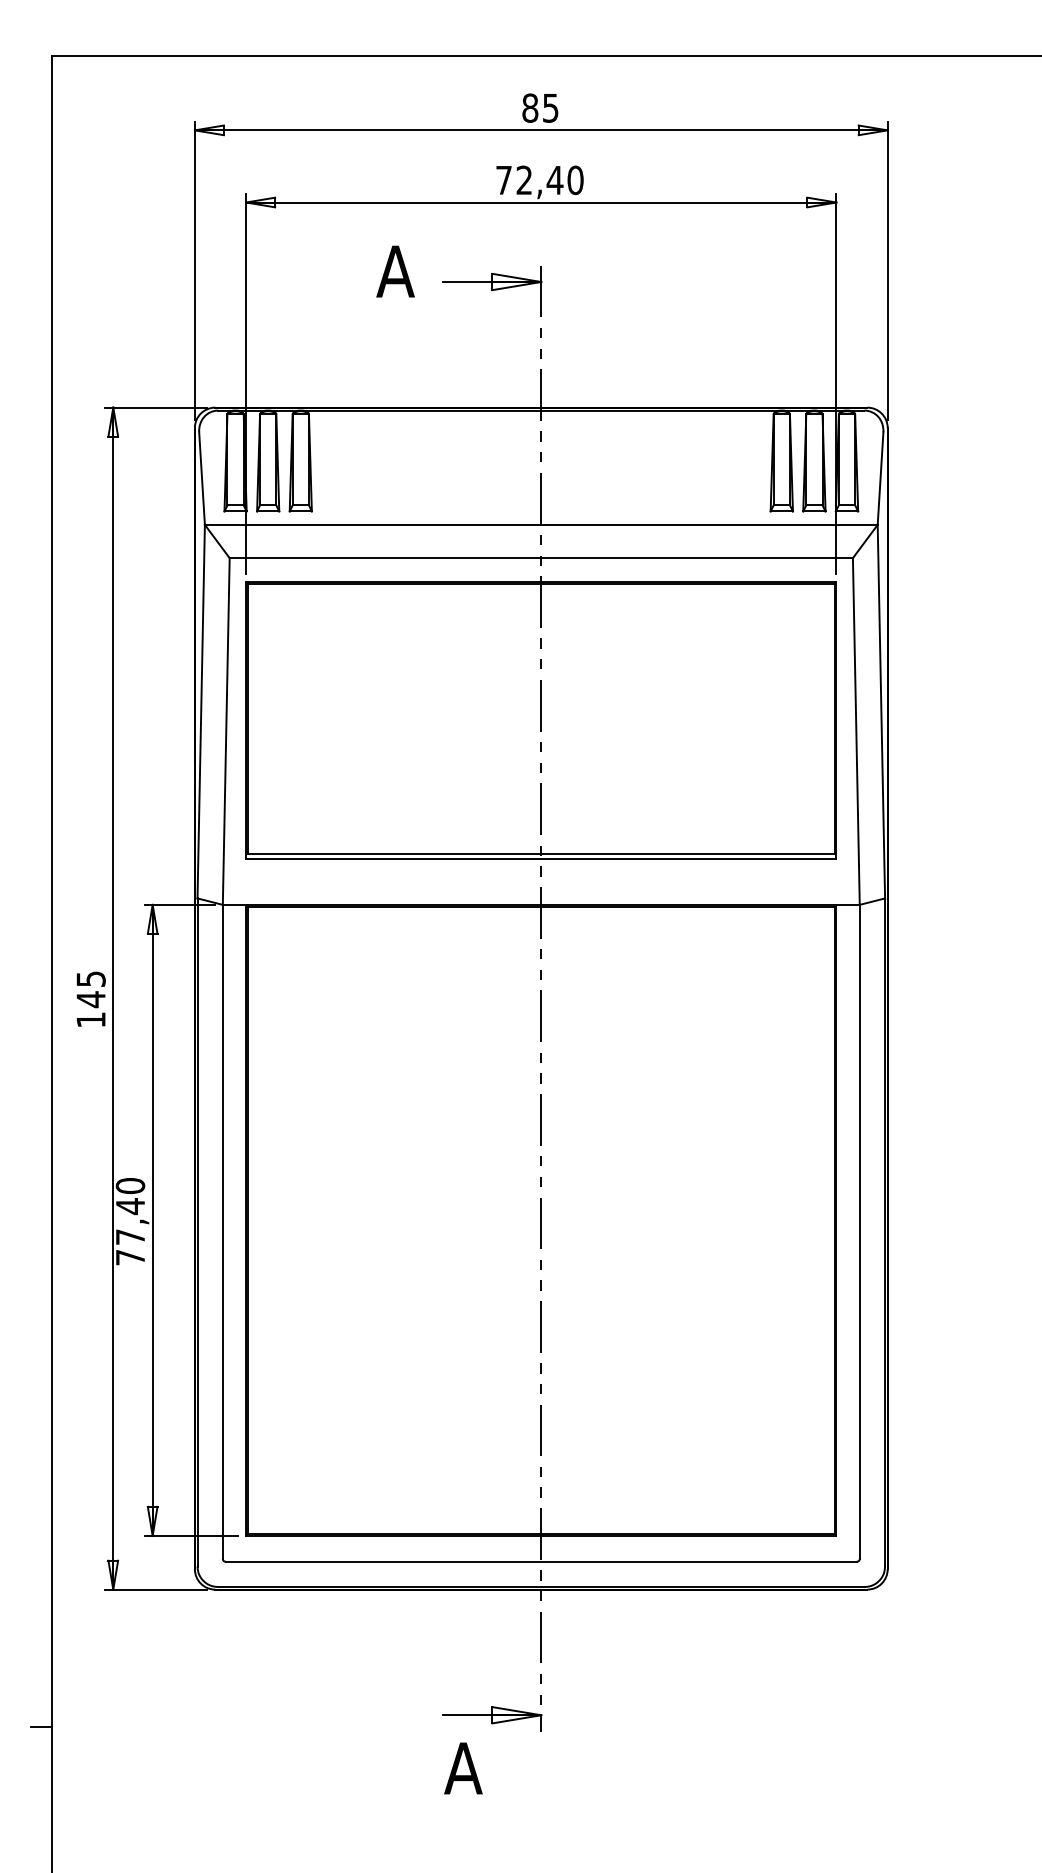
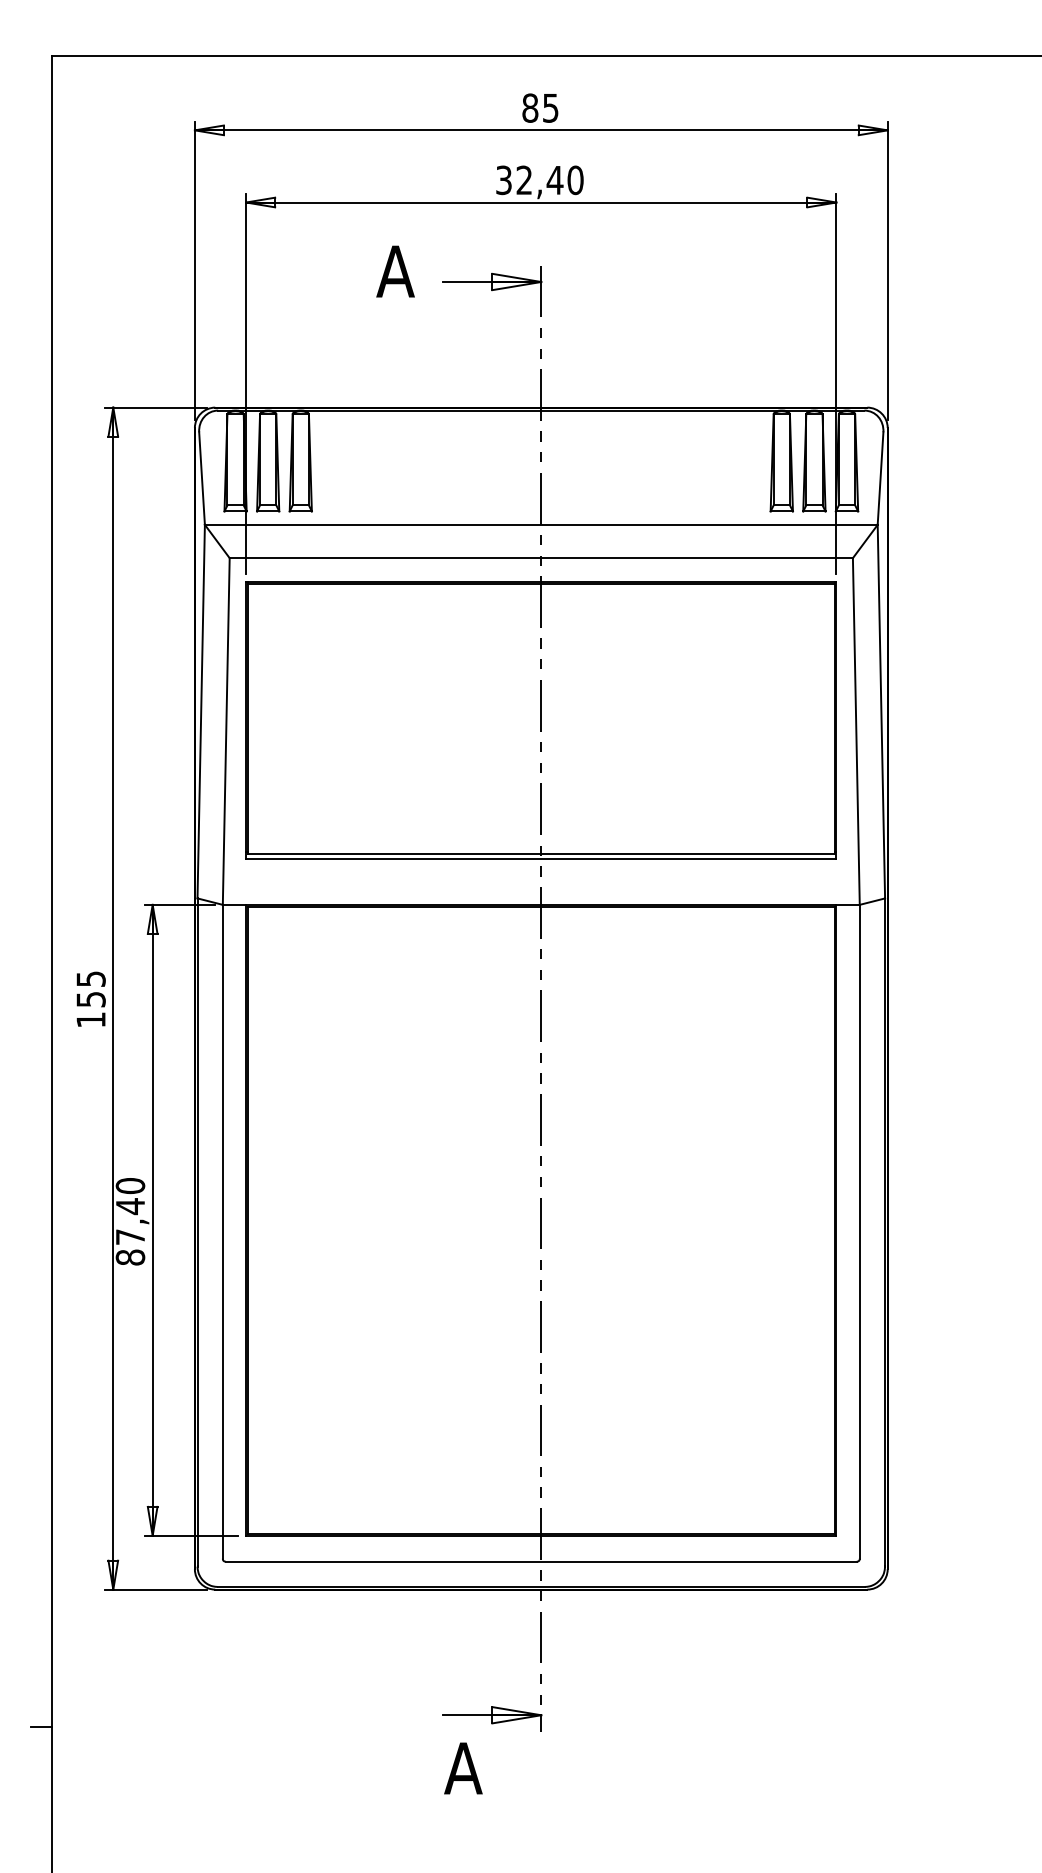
text: 72,40 -> 32,40 (503, 180)
text: 145 -> 155 (90, 999)
text: 77,40 -> 87,40 (130, 1257)
